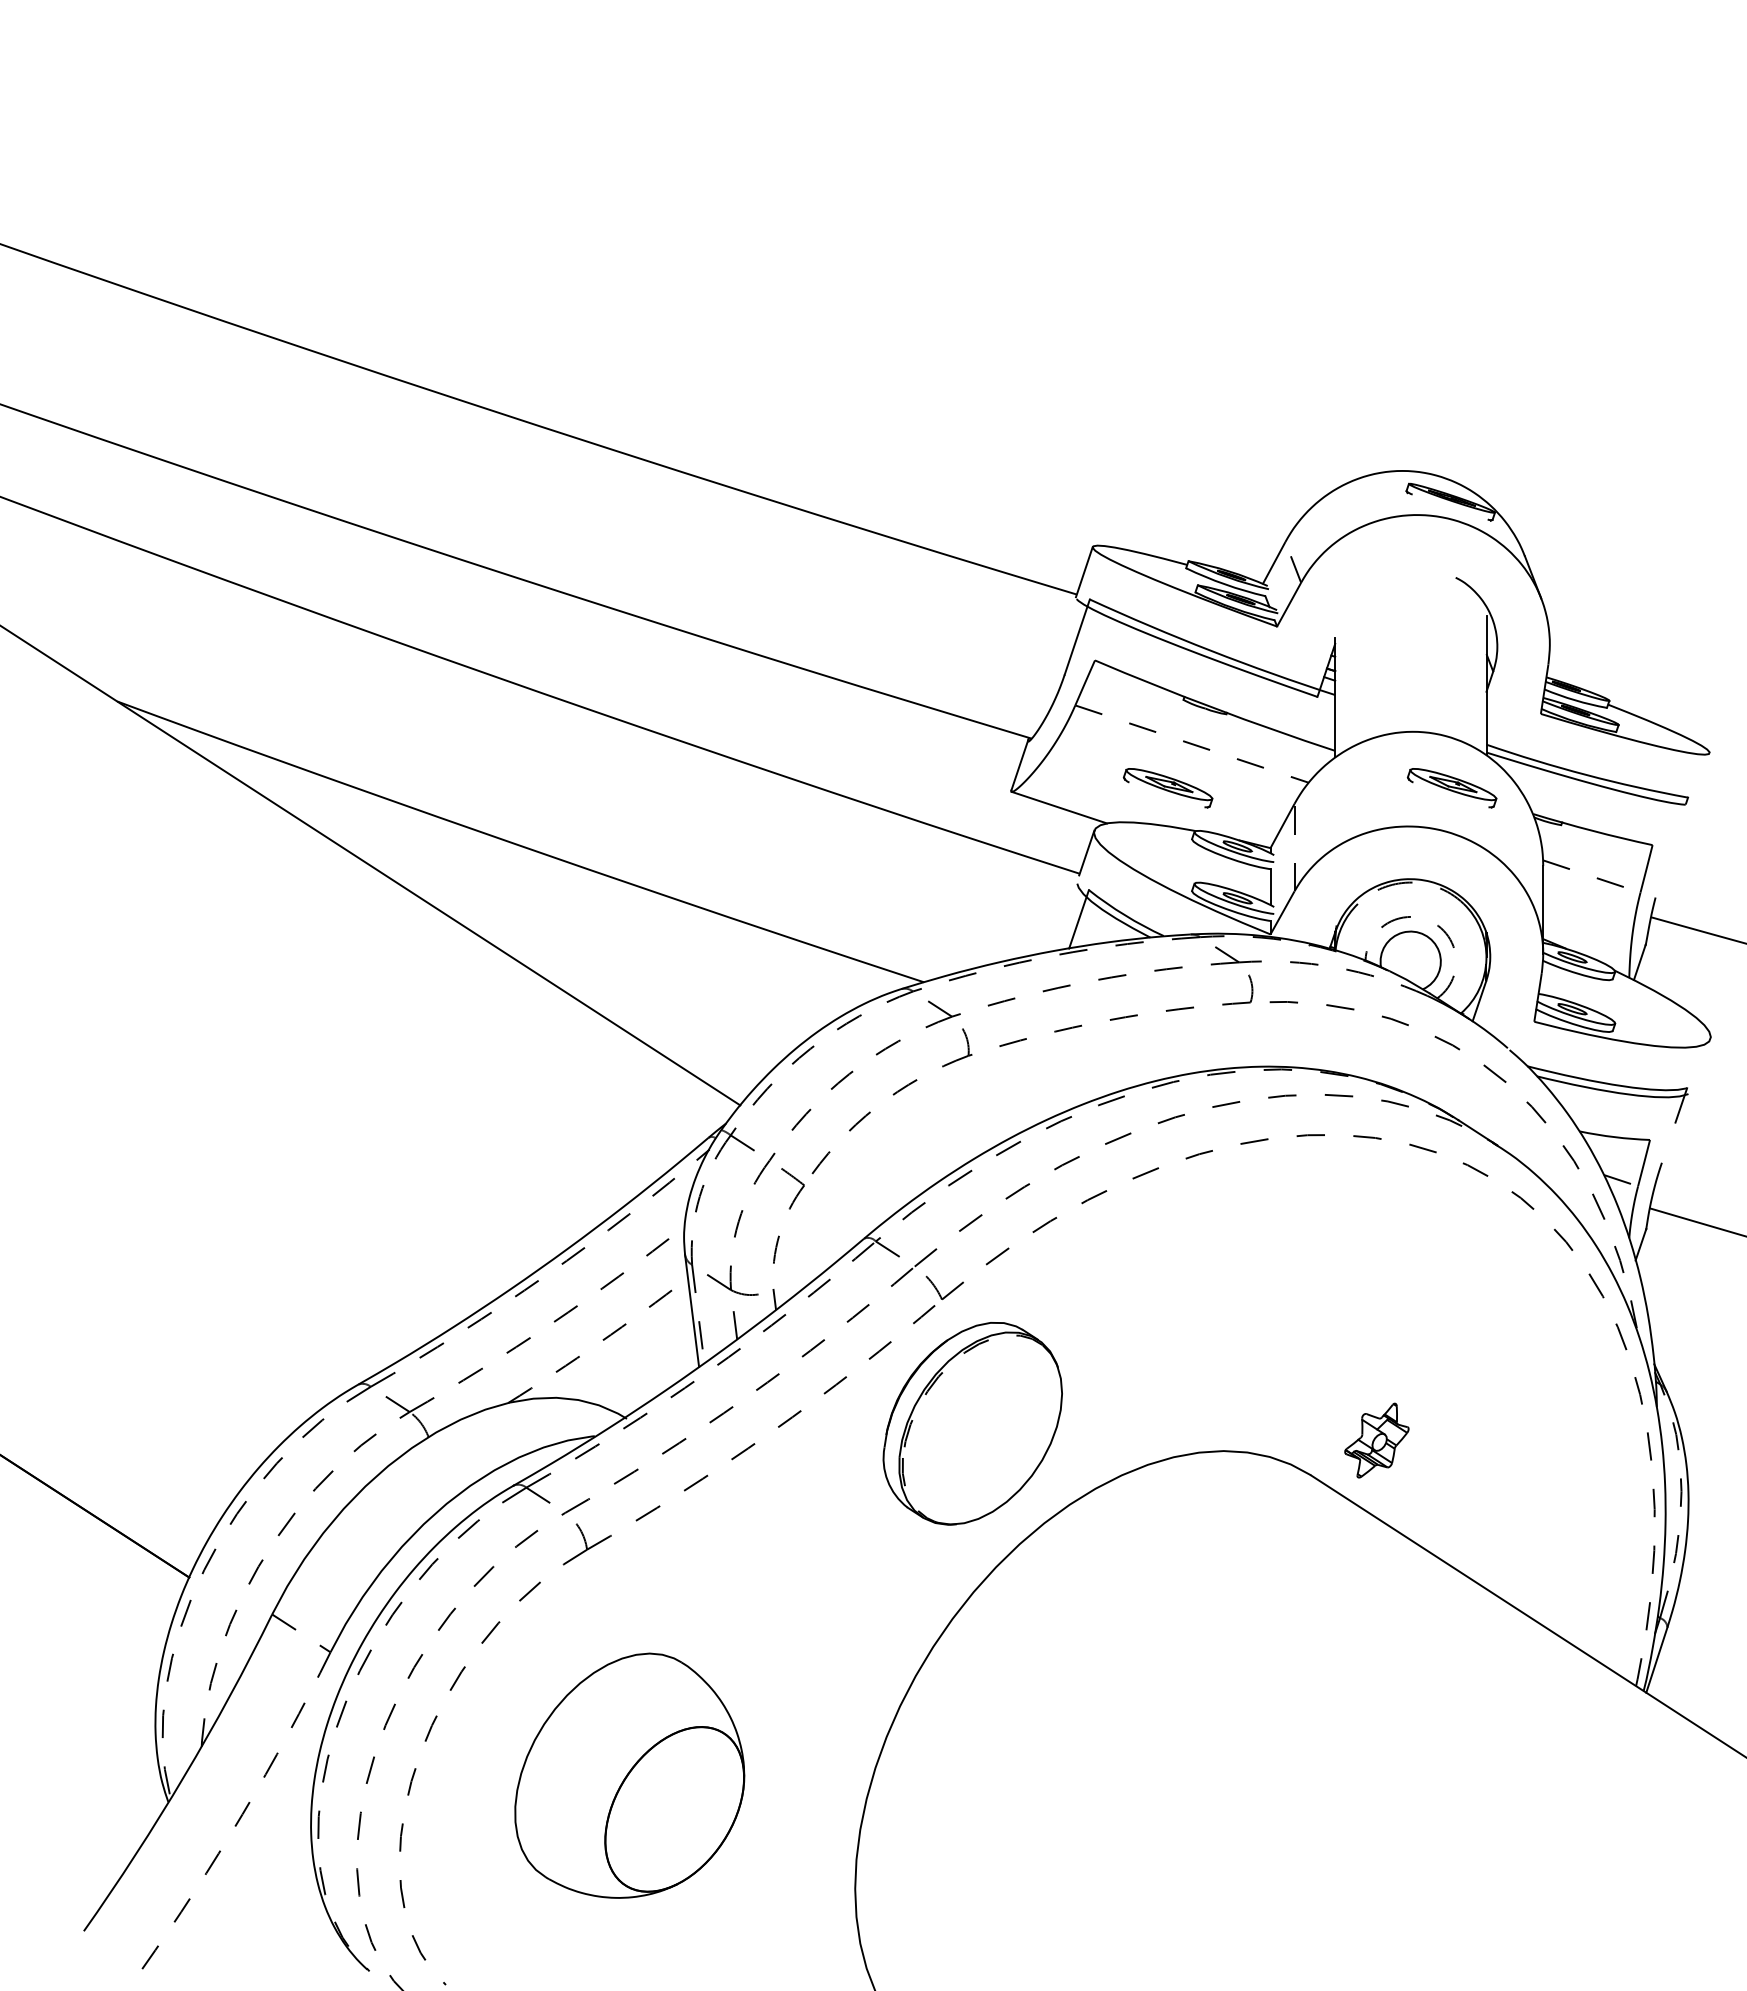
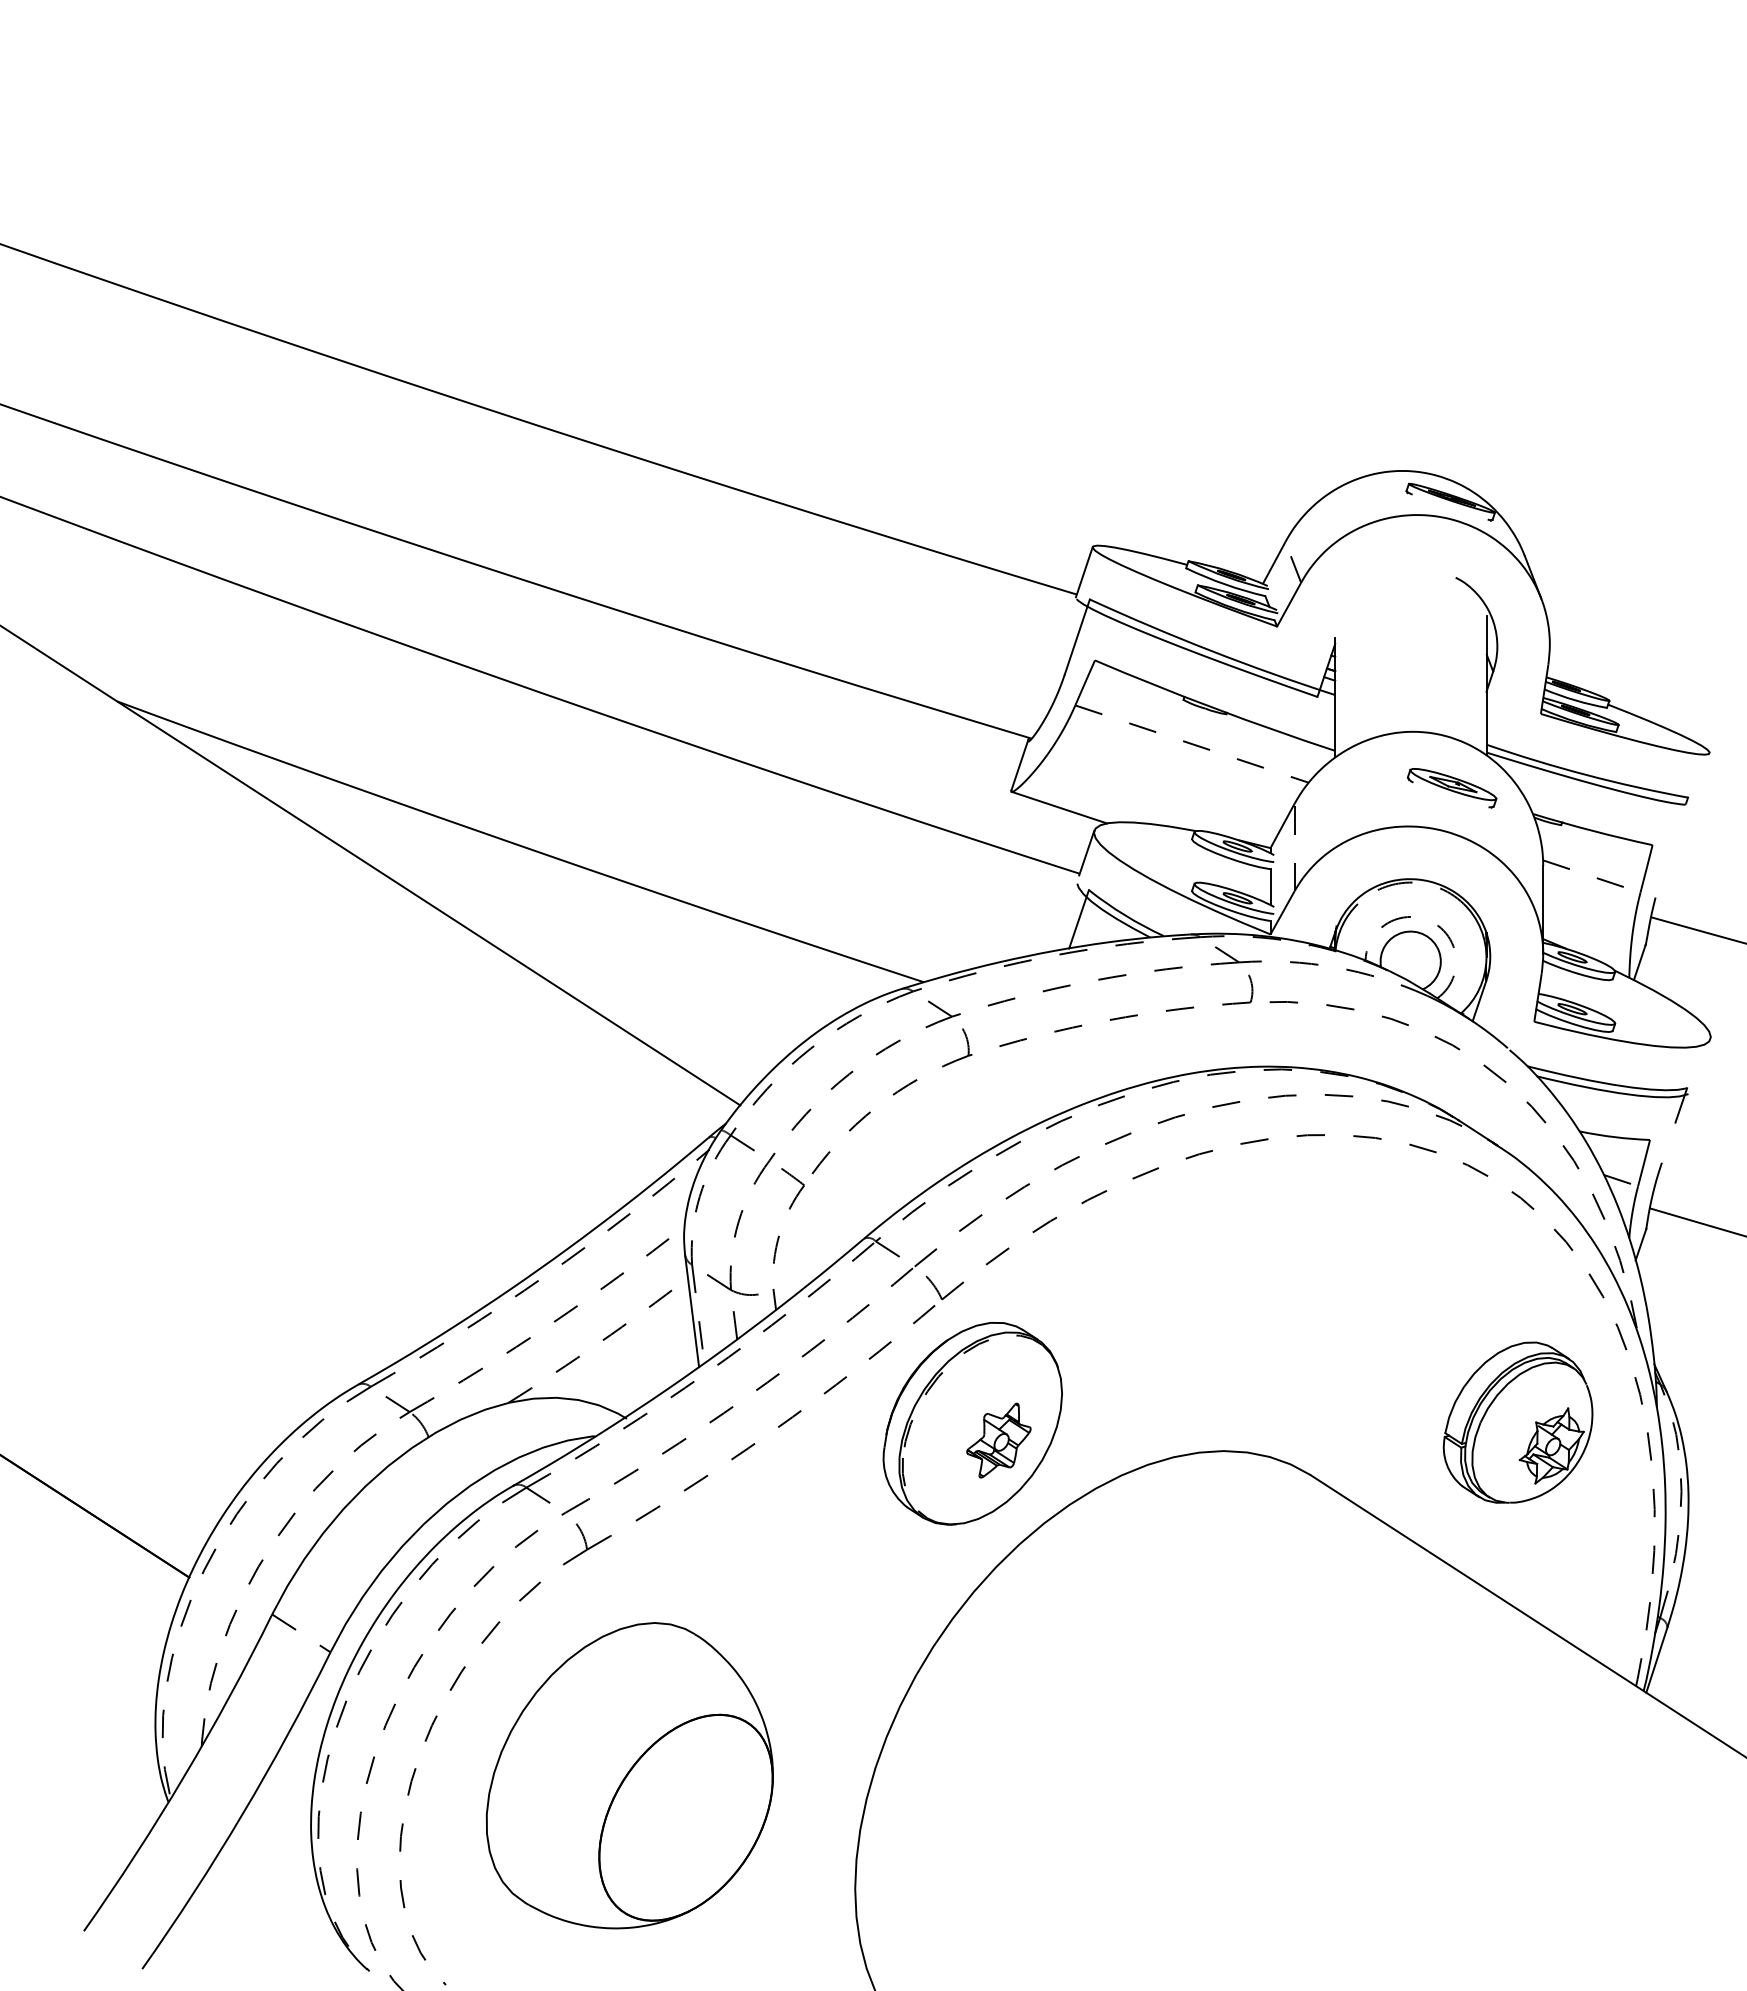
part: present -> none (1167, 788)
part: none -> present (1517, 1422)
part position: (1376, 1440) -> (998, 1440) (998, 1440)
part size: 232x247 px -> 289x308 px (629, 1775)
arc: dashed -> solid (242, 1814)
